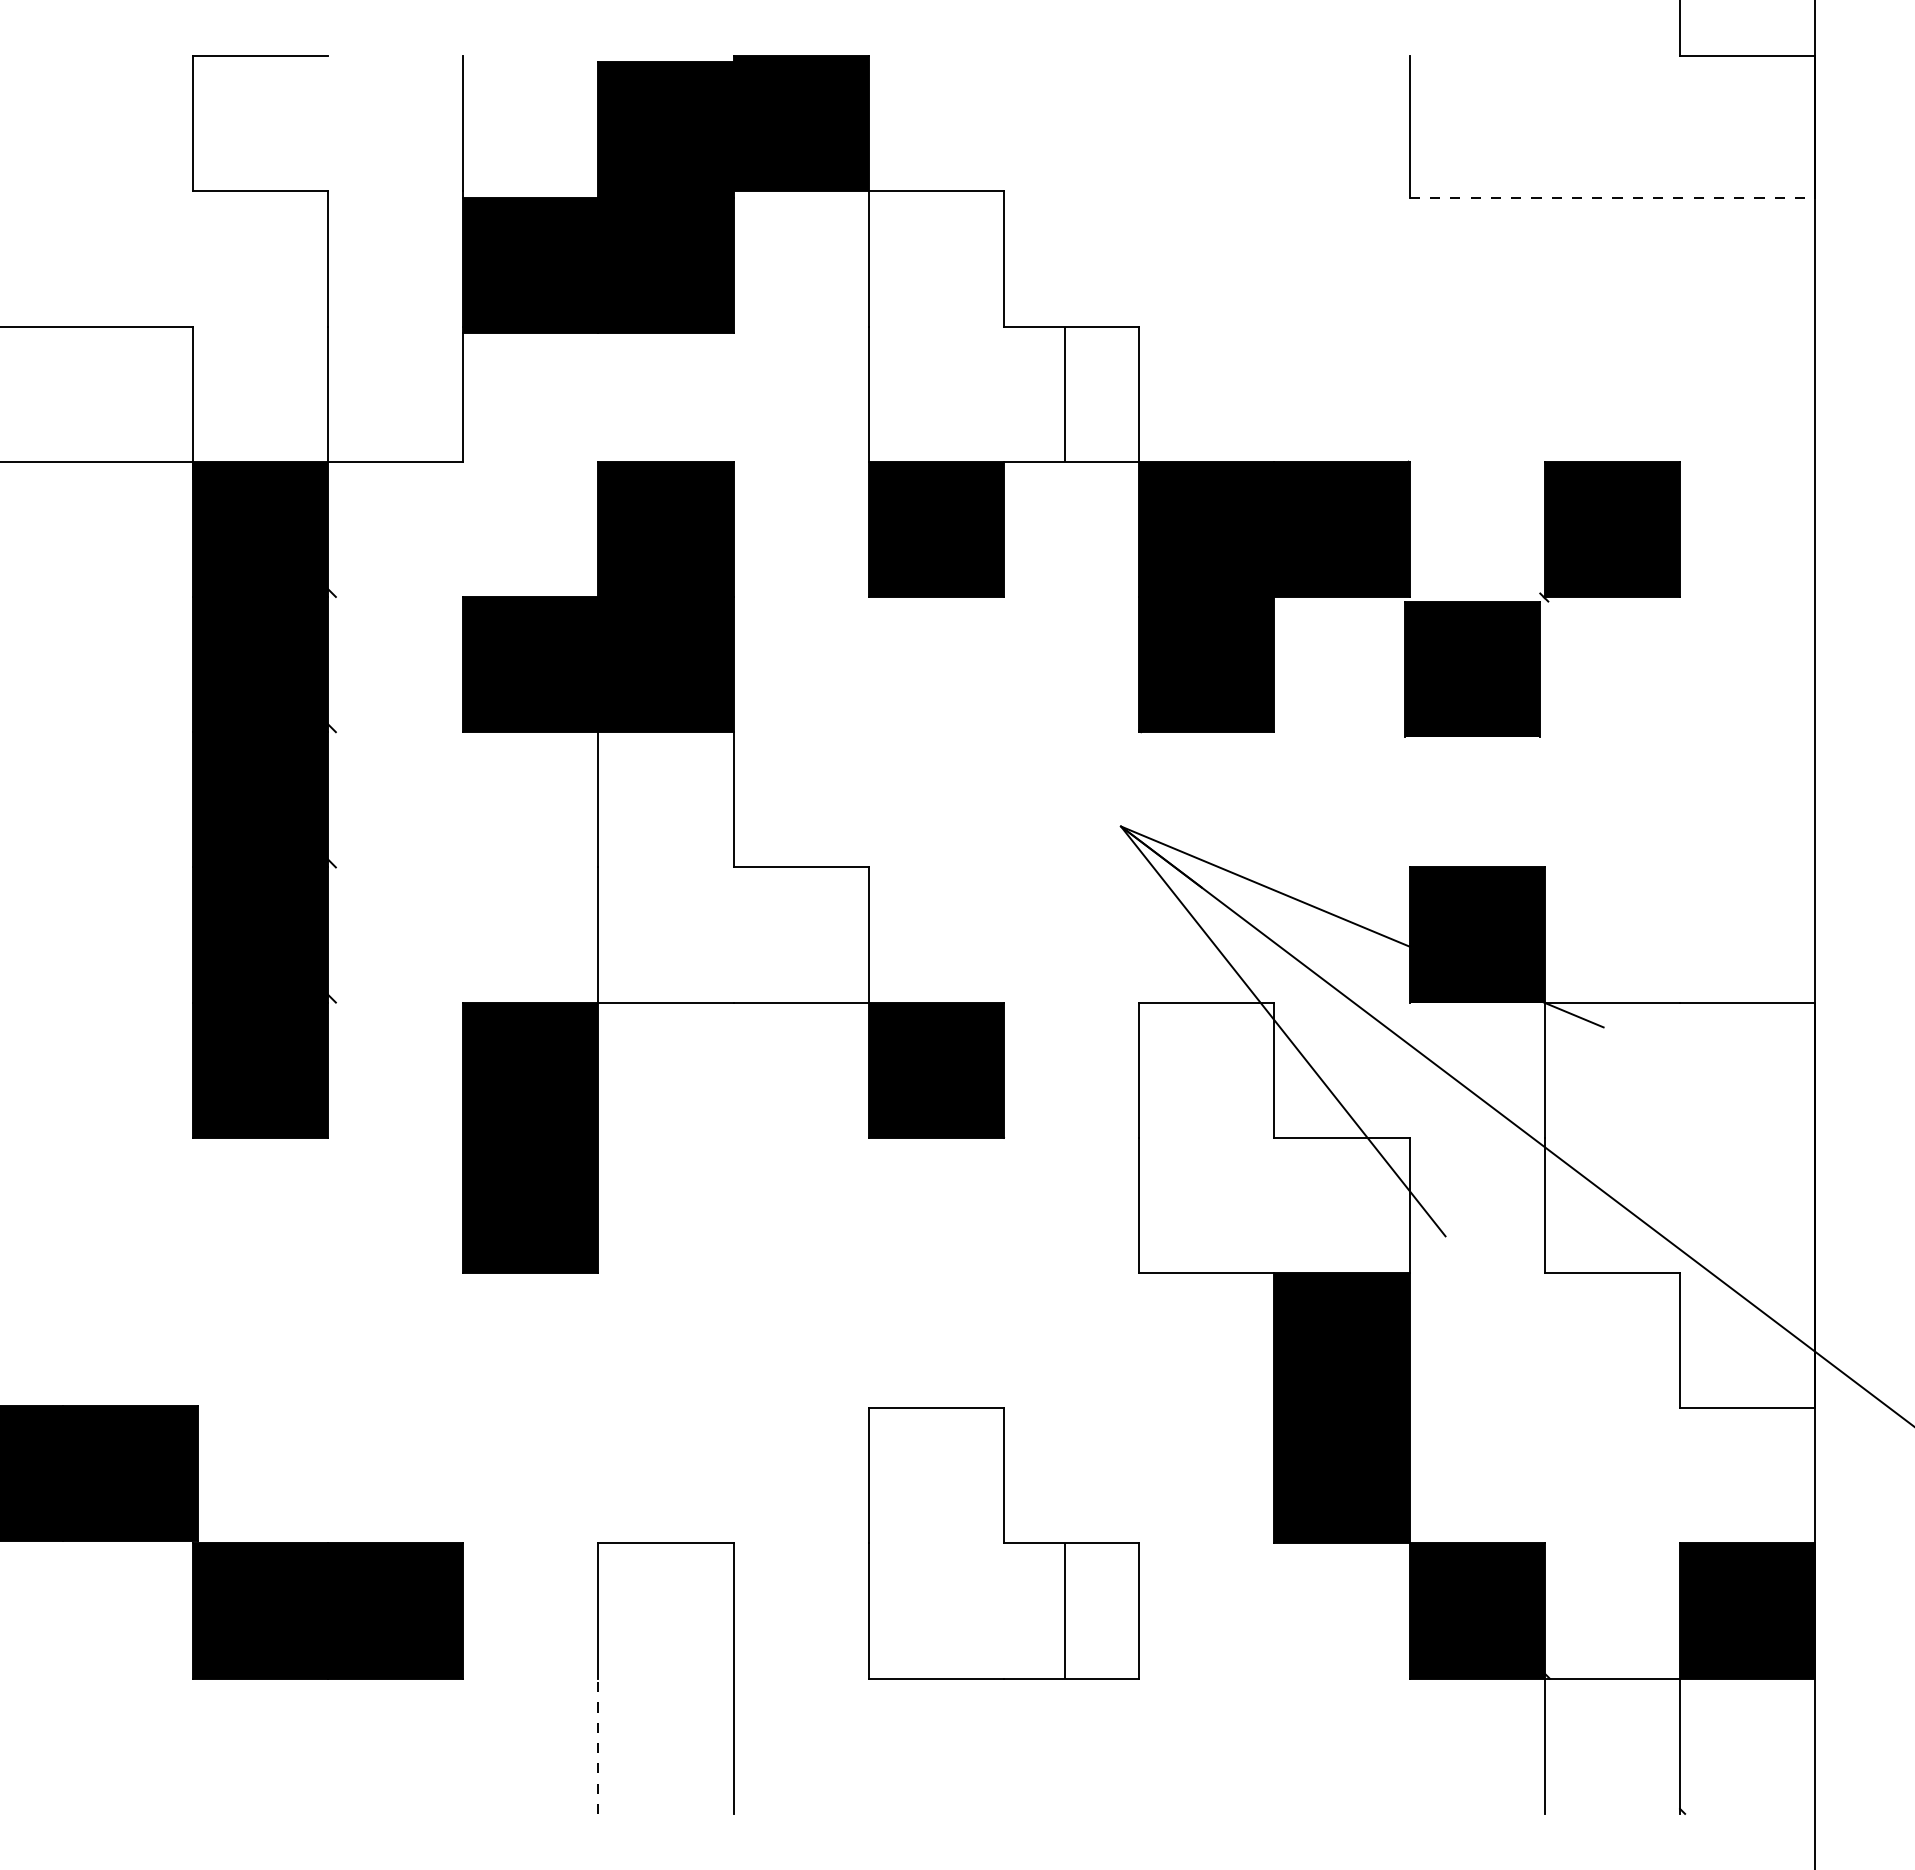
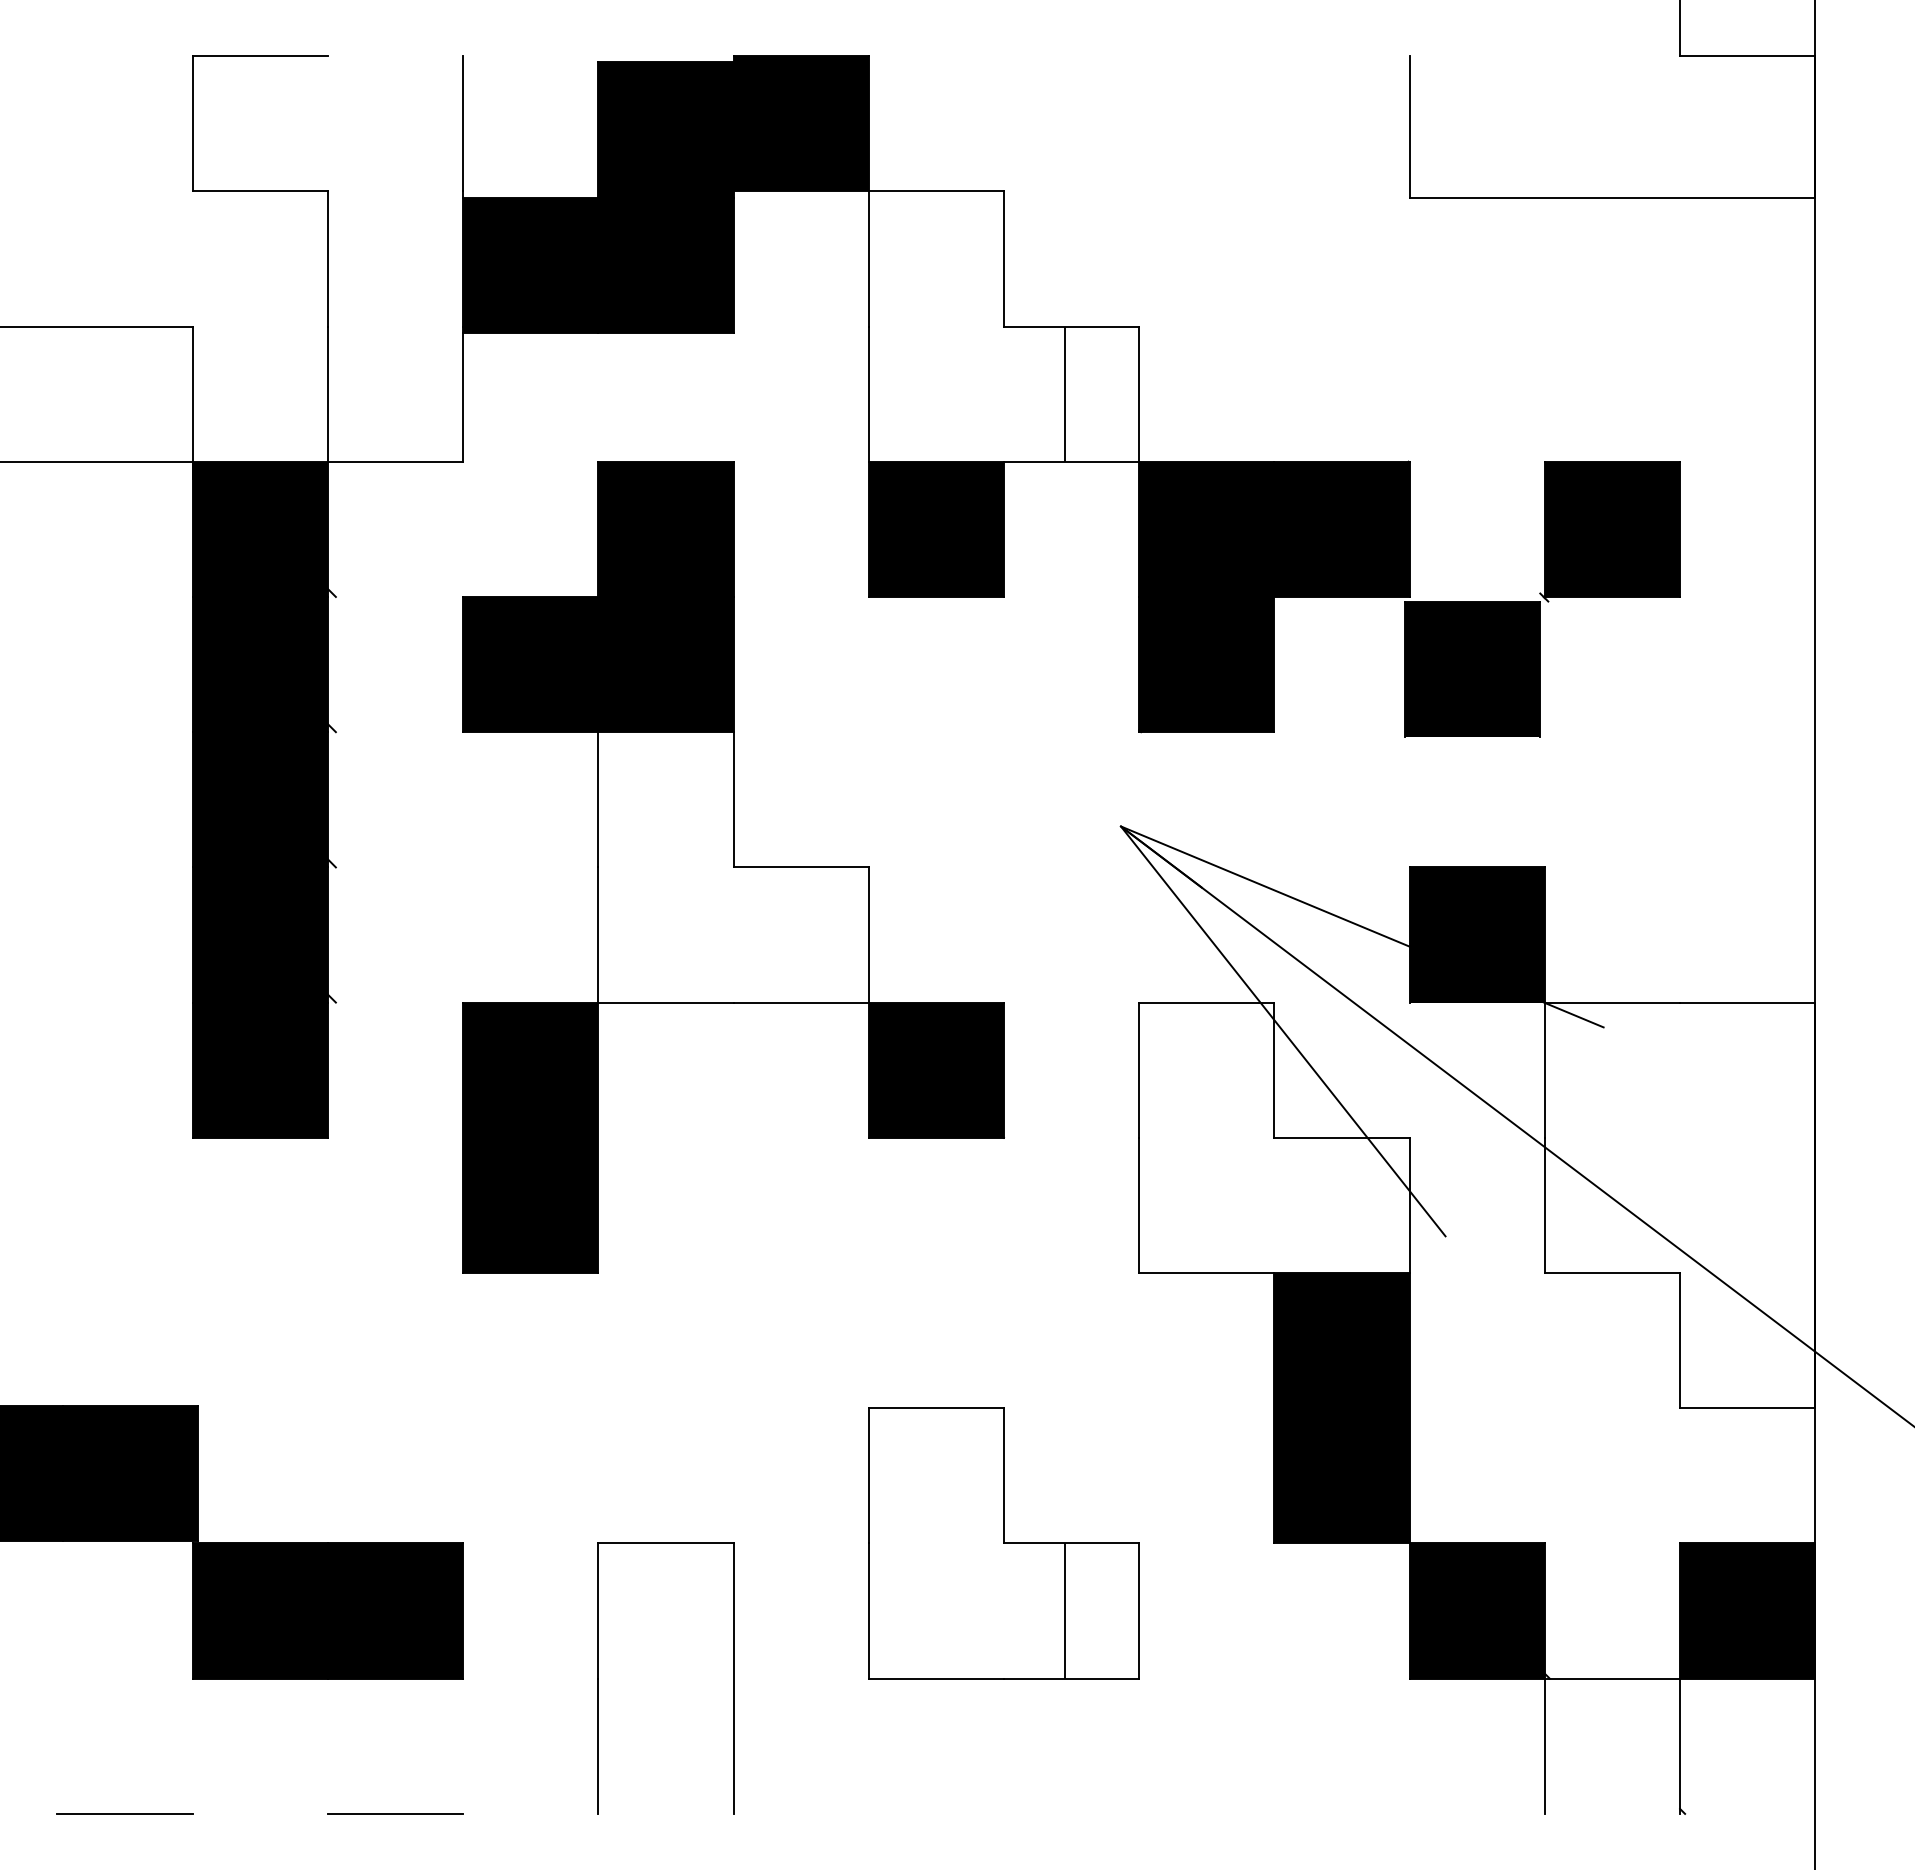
line: dashed -> solid (1612, 197)
line: dashed -> solid (598, 1746)
line: none -> present (124, 1813)
line: none -> present (395, 1813)
